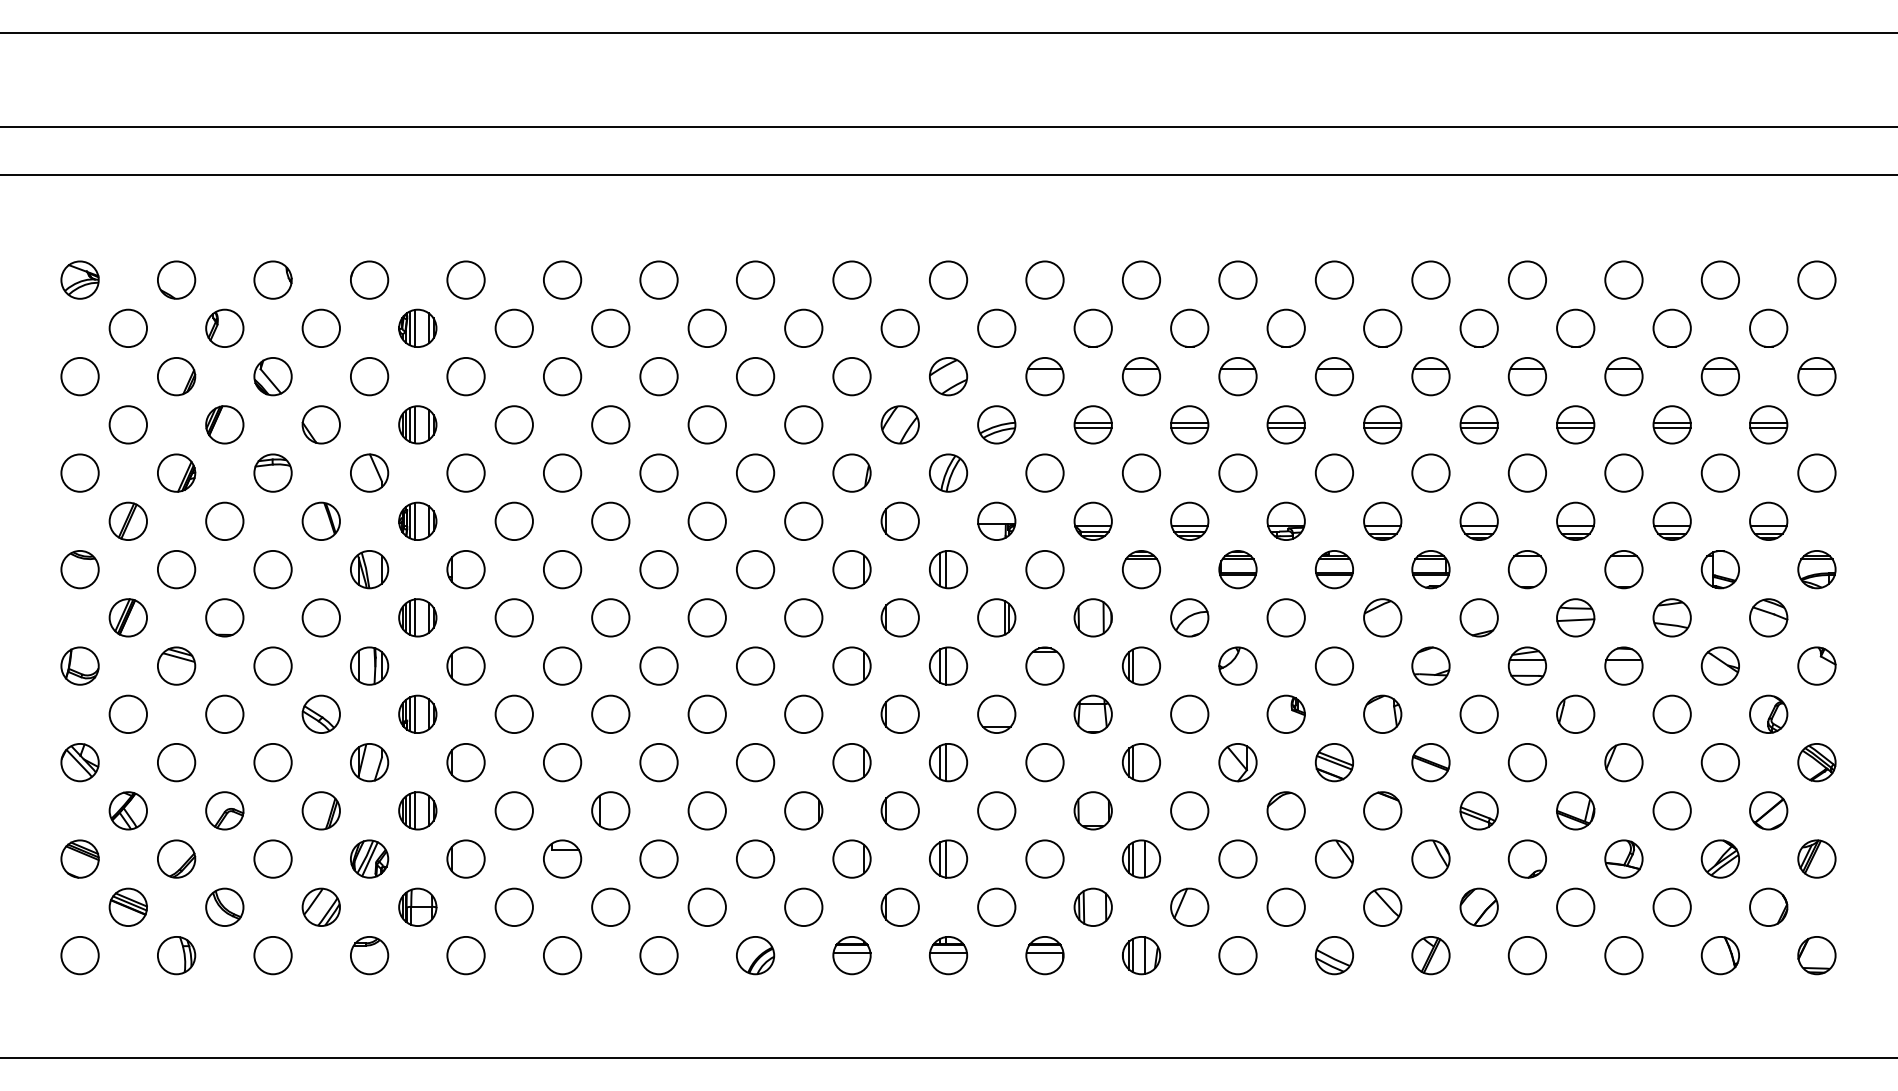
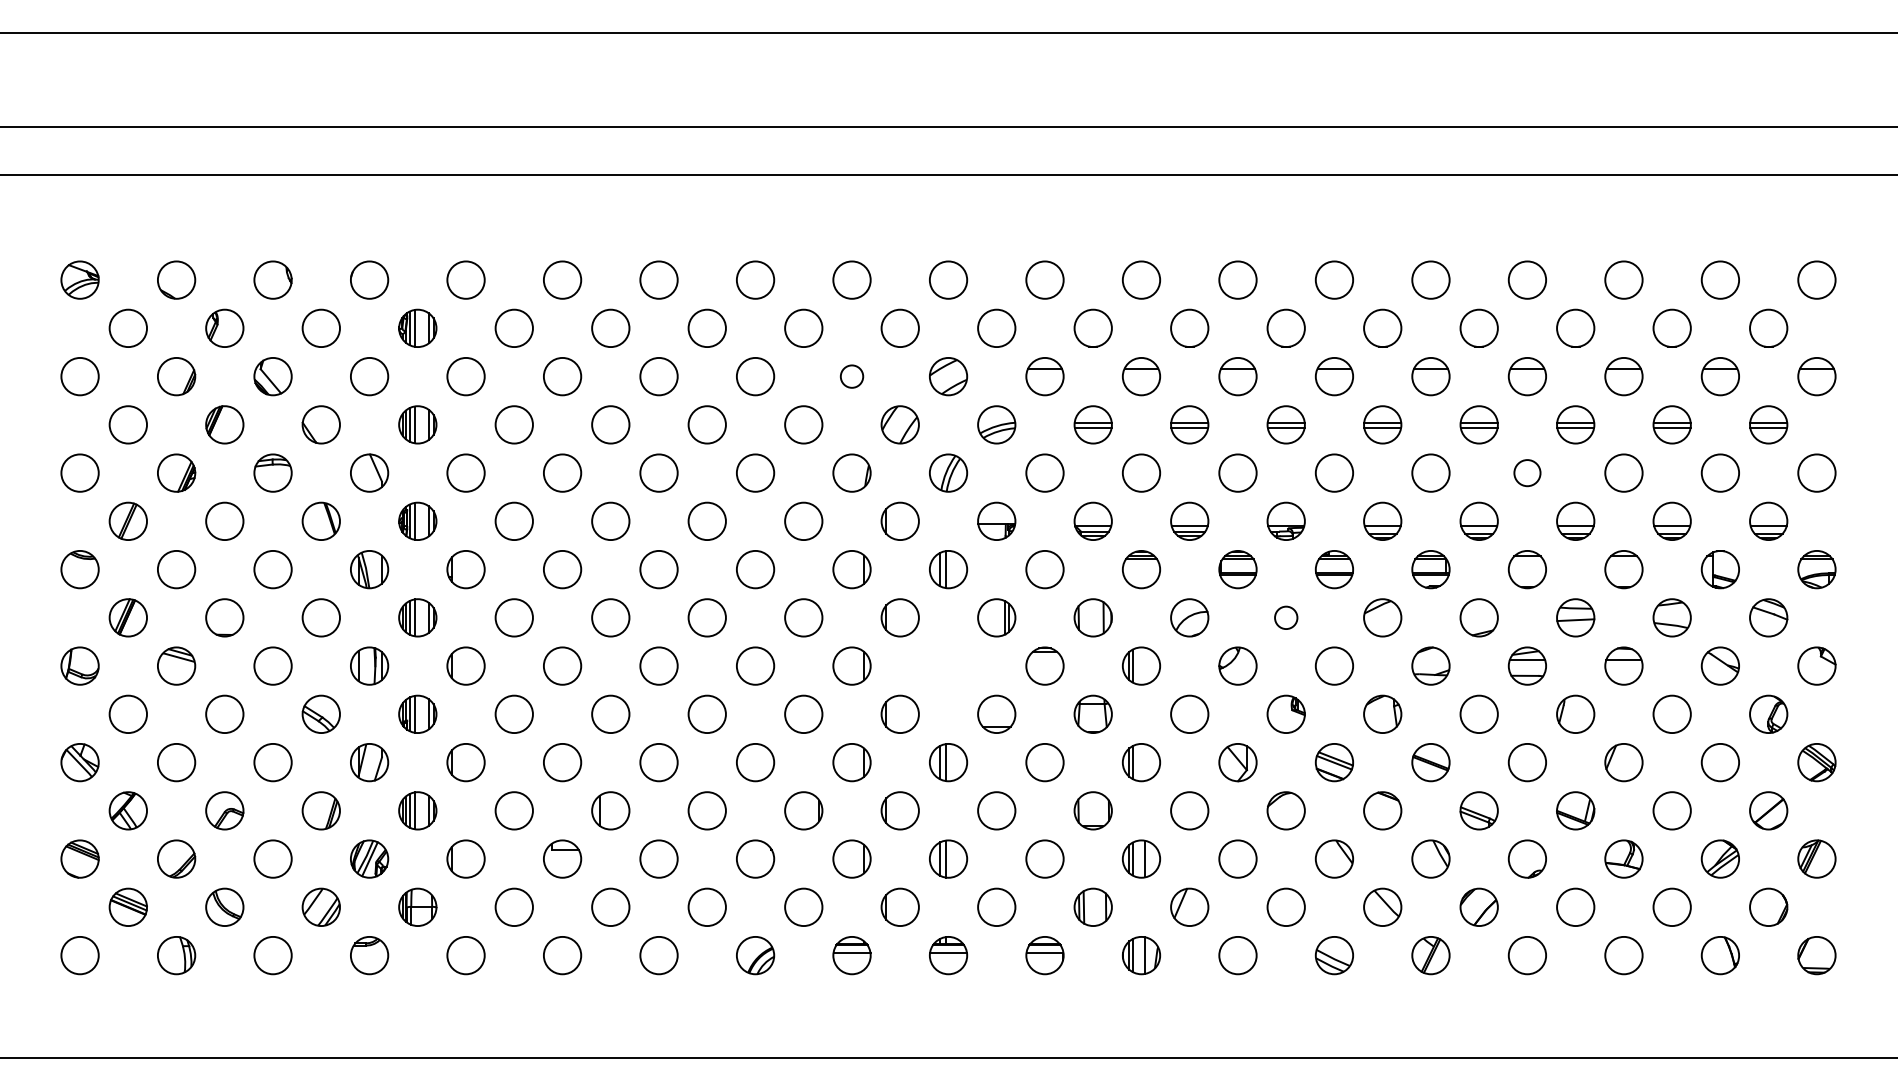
circle diameter: 37 px -> 22 px (851, 376)
circle diameter: 37 px -> 26 px (1527, 473)
circle diameter: 37 px -> 22 px (1286, 617)
part: present -> none (948, 665)
